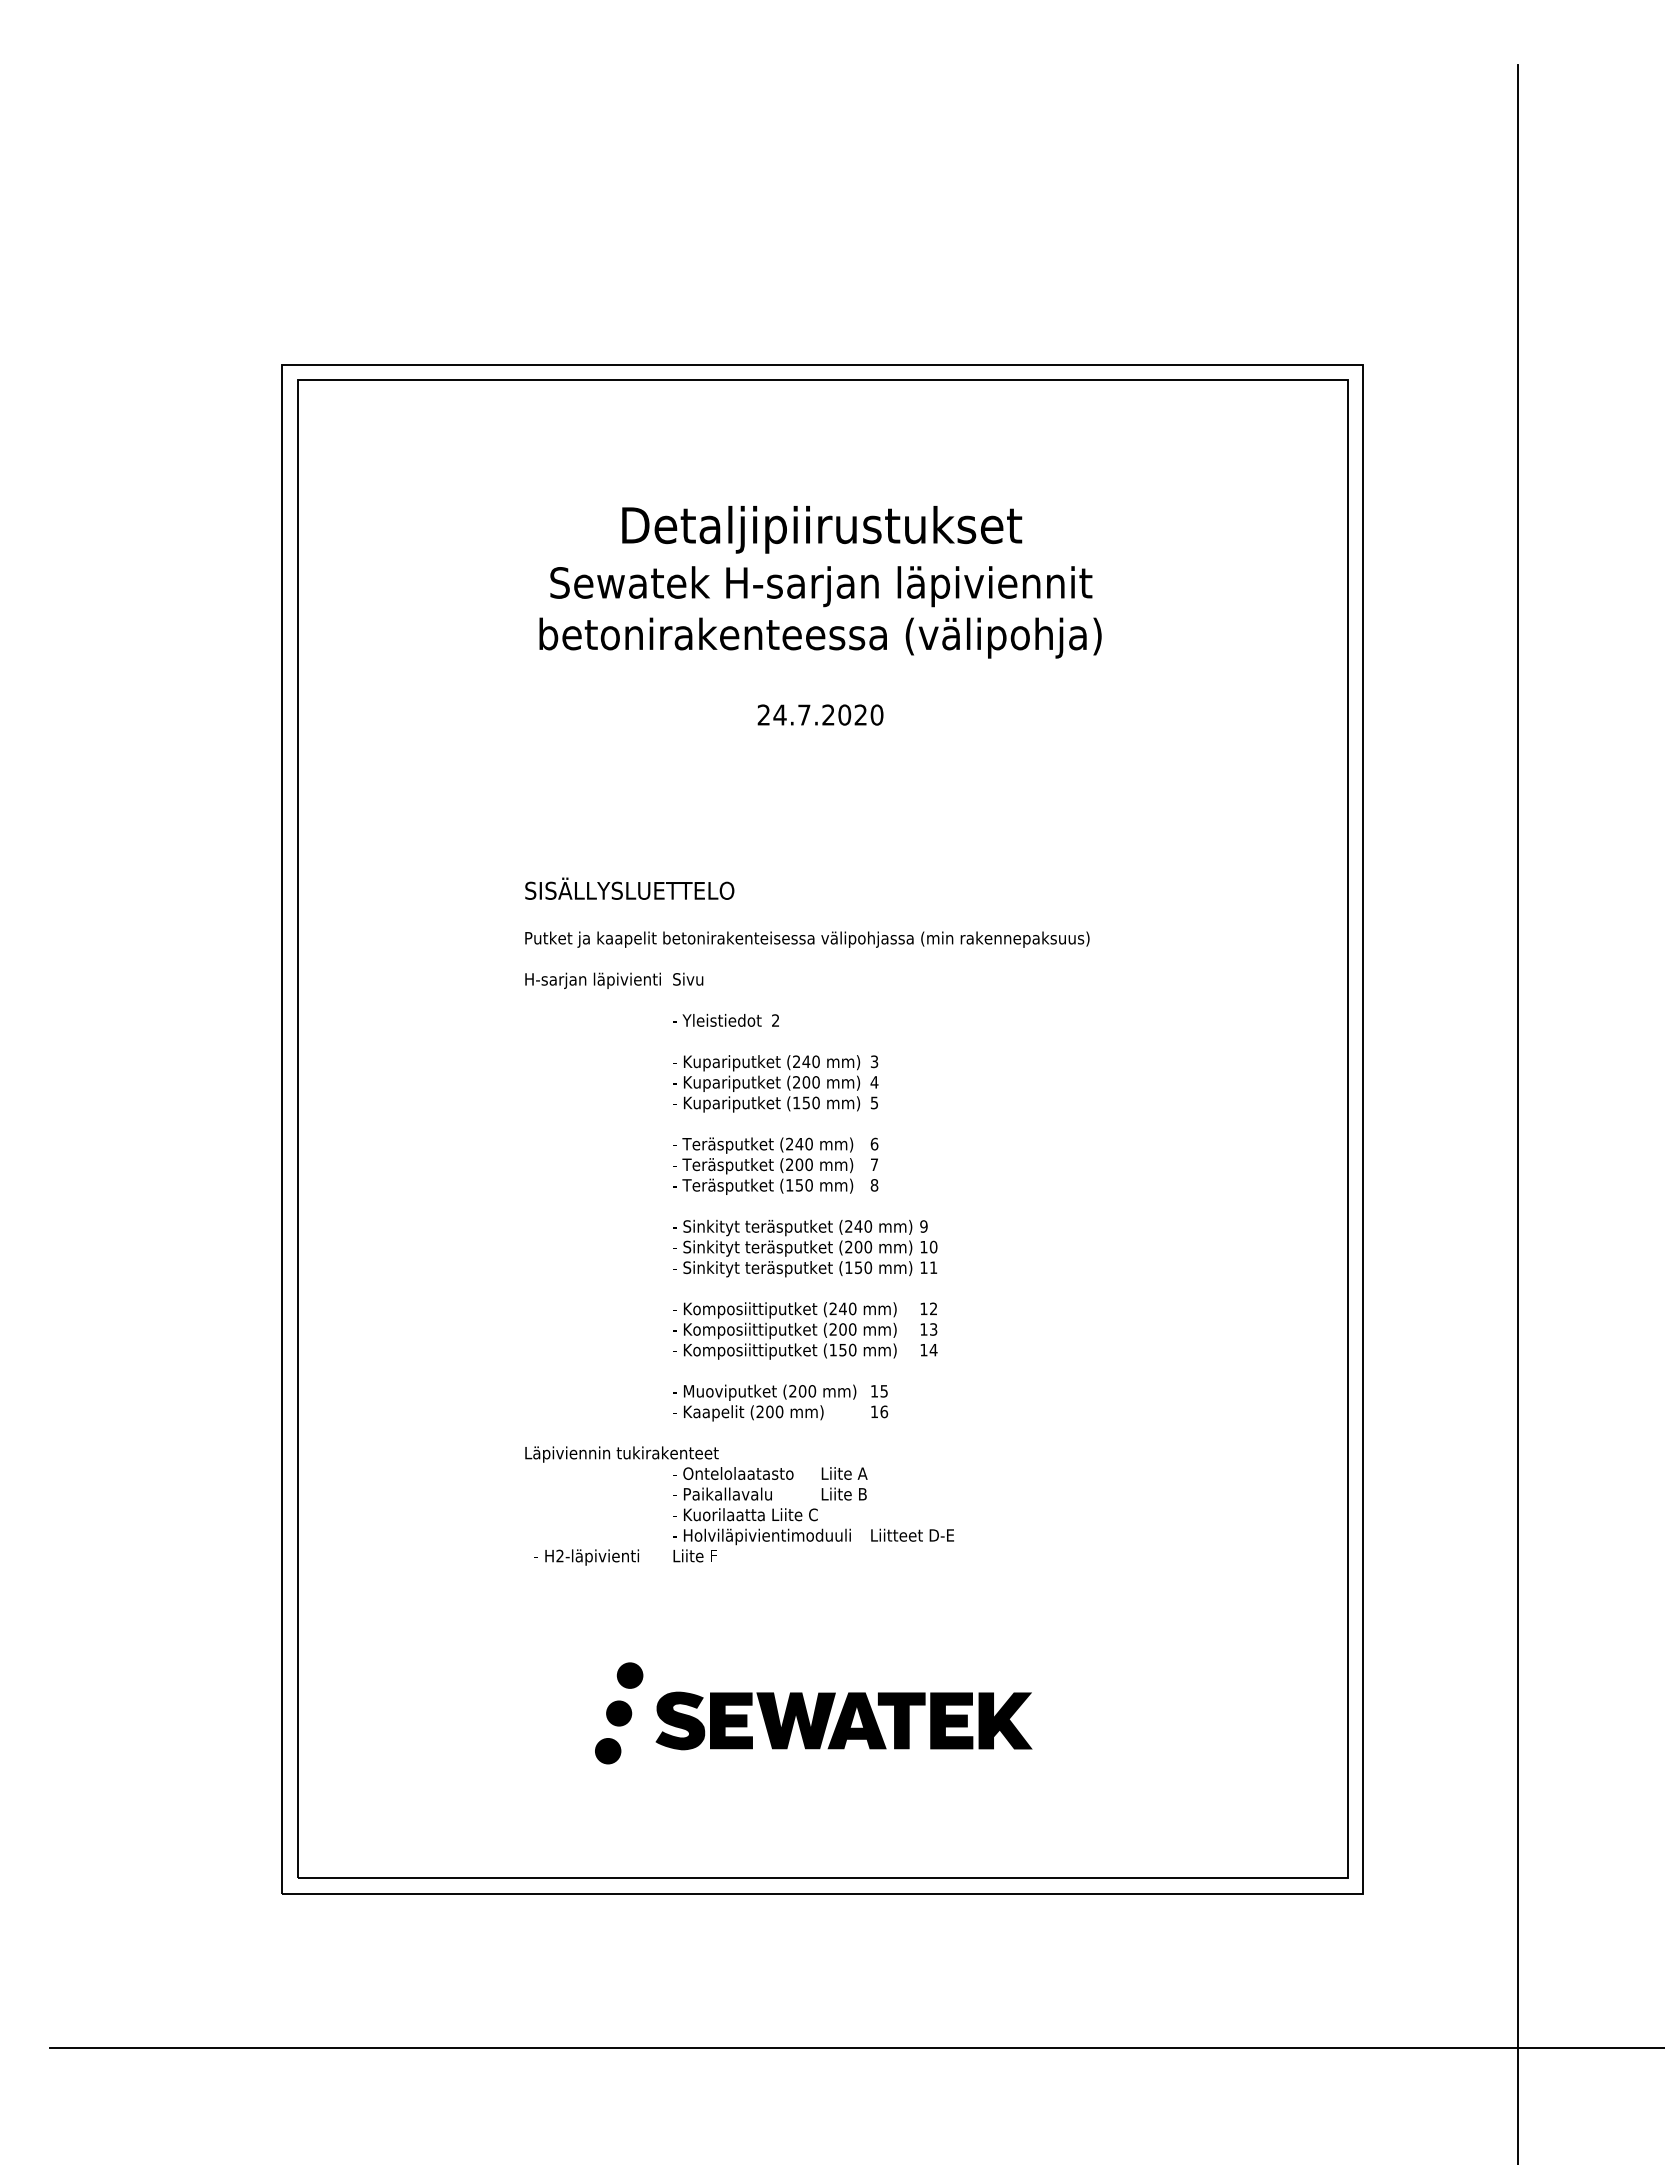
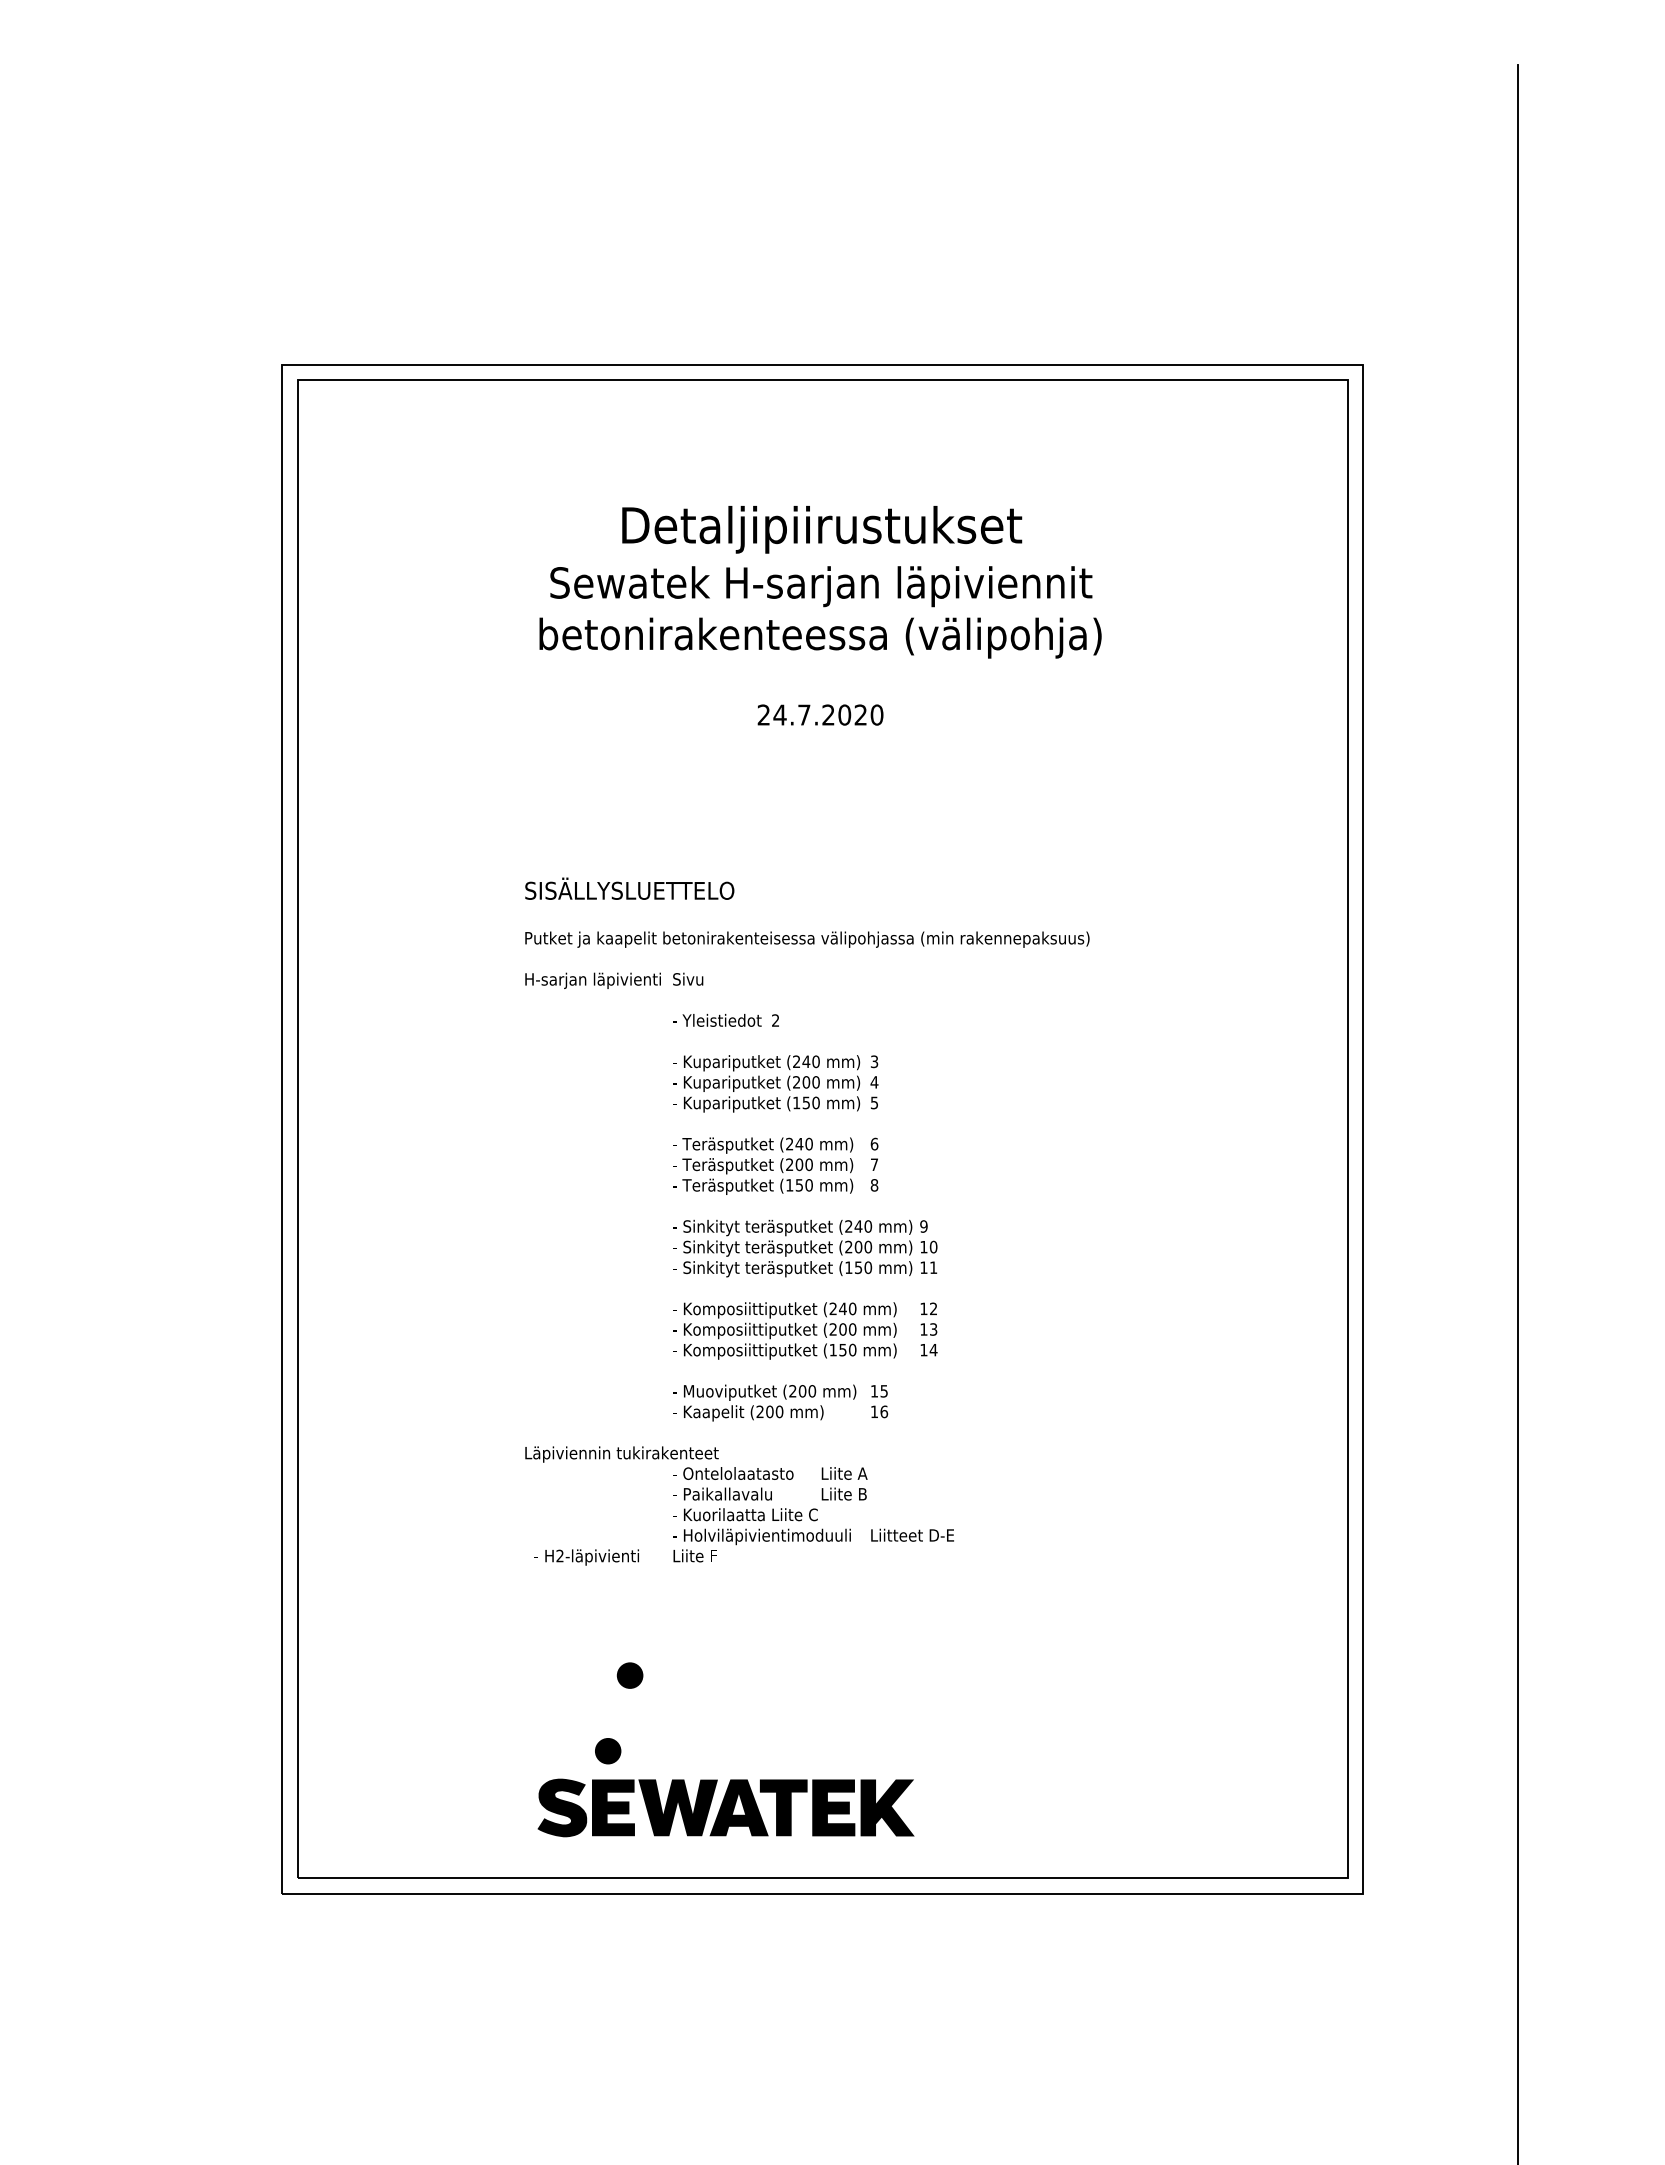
fill: present -> none (619, 1713)
part position: (843, 1720) -> (725, 1807) (725, 1807)
line: present -> none (855, 2048)
